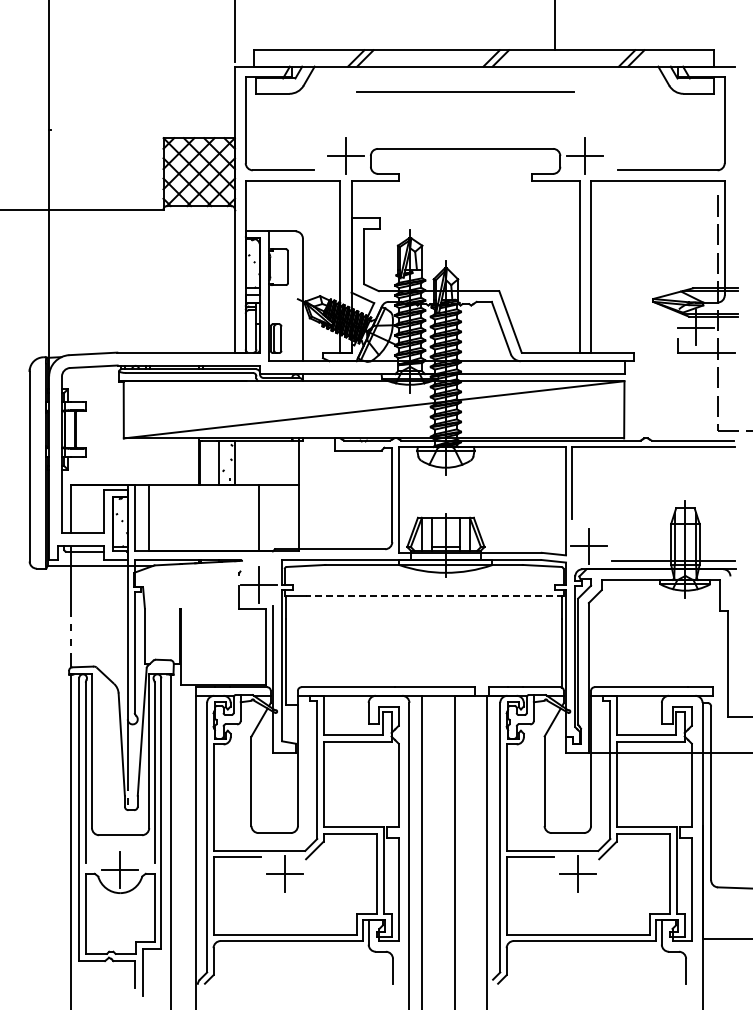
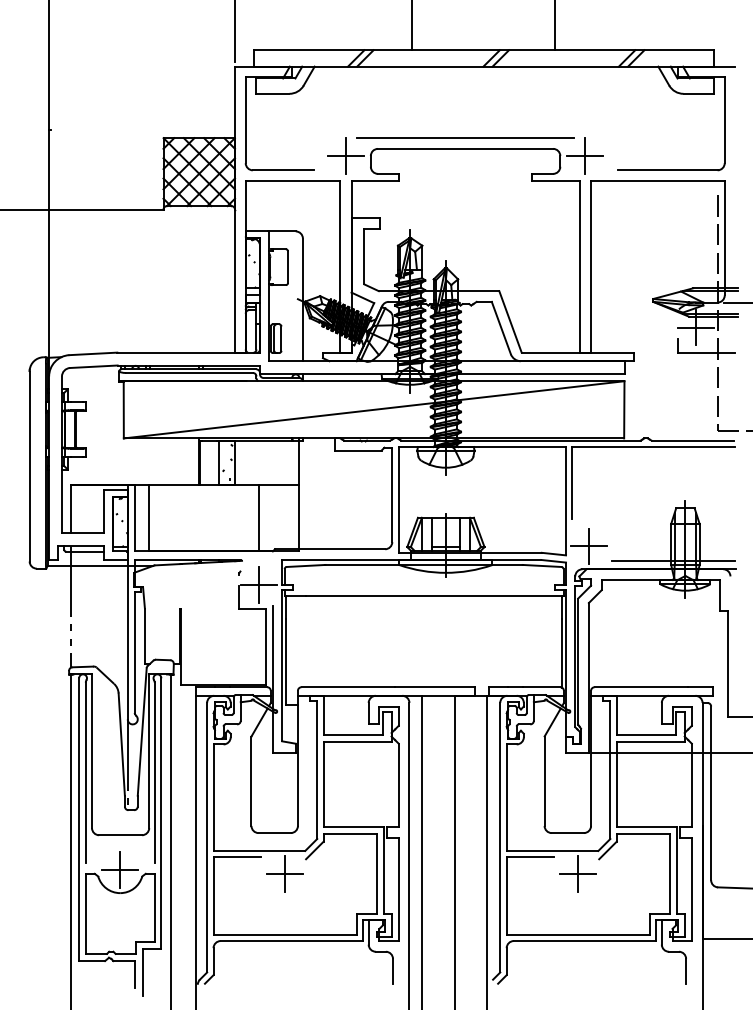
line: none -> present (412, 26)
line position: (465, 91) -> (465, 137) (465, 137)
line: none -> present (736, 302)
line: dashed -> solid (434, 595)
